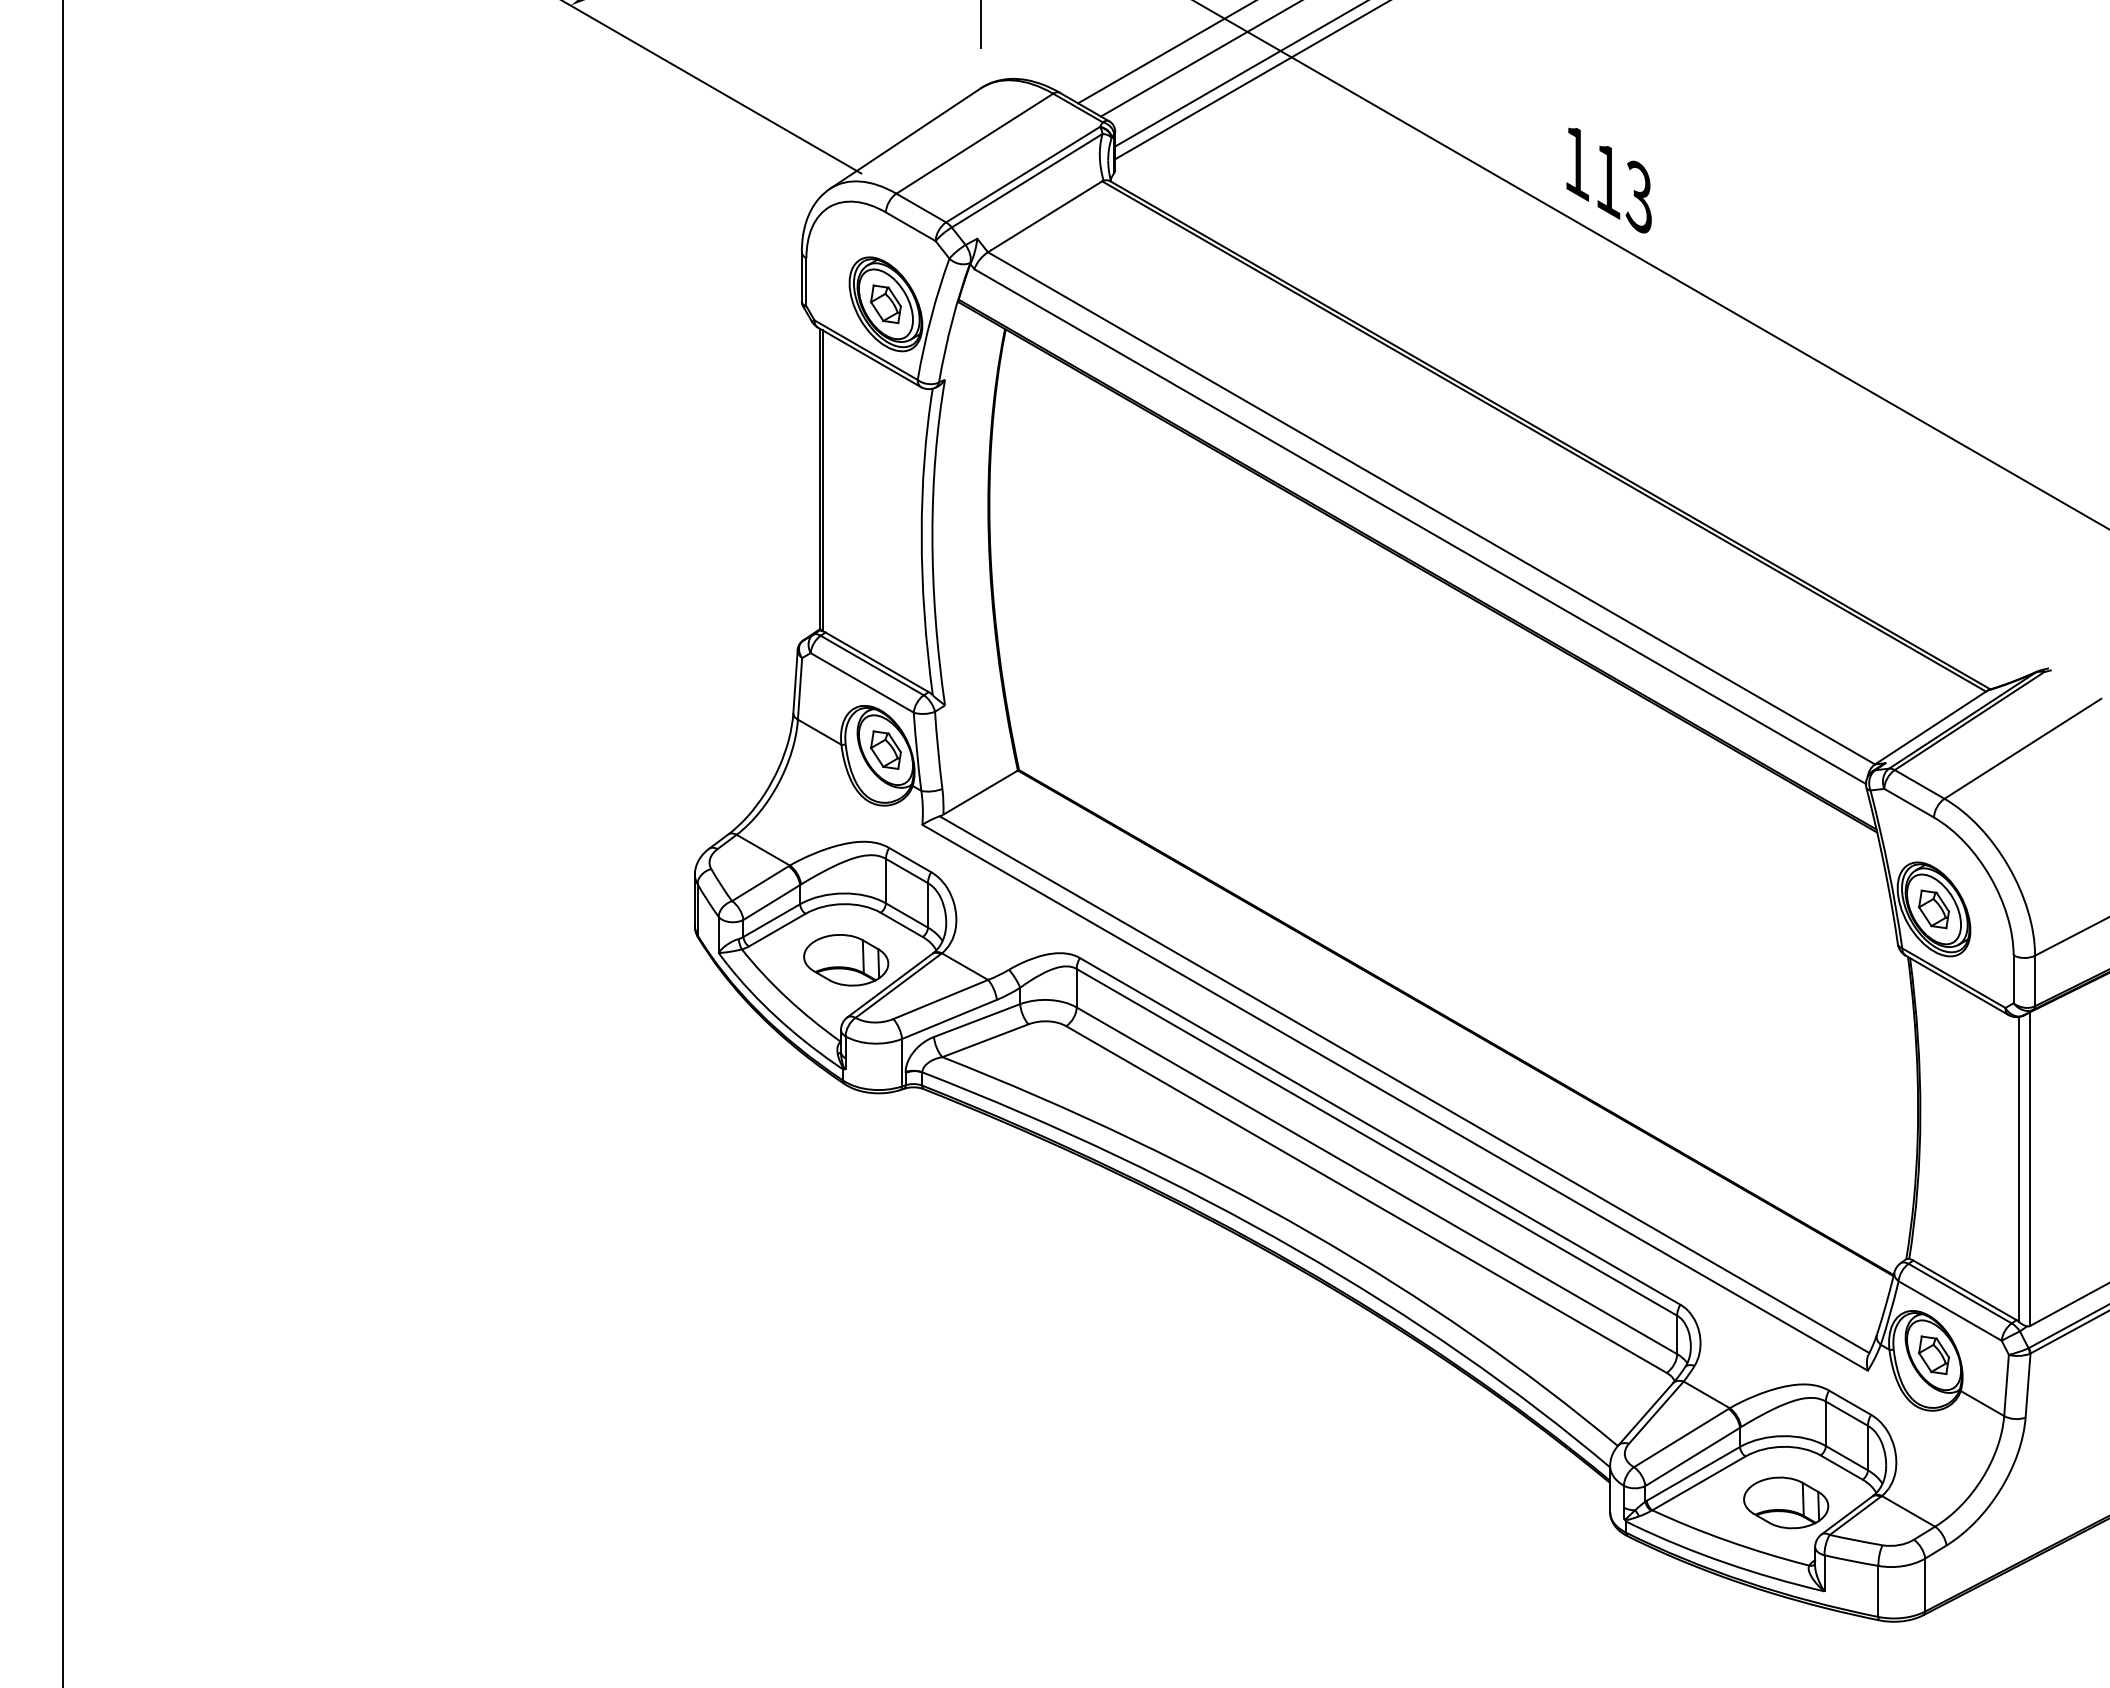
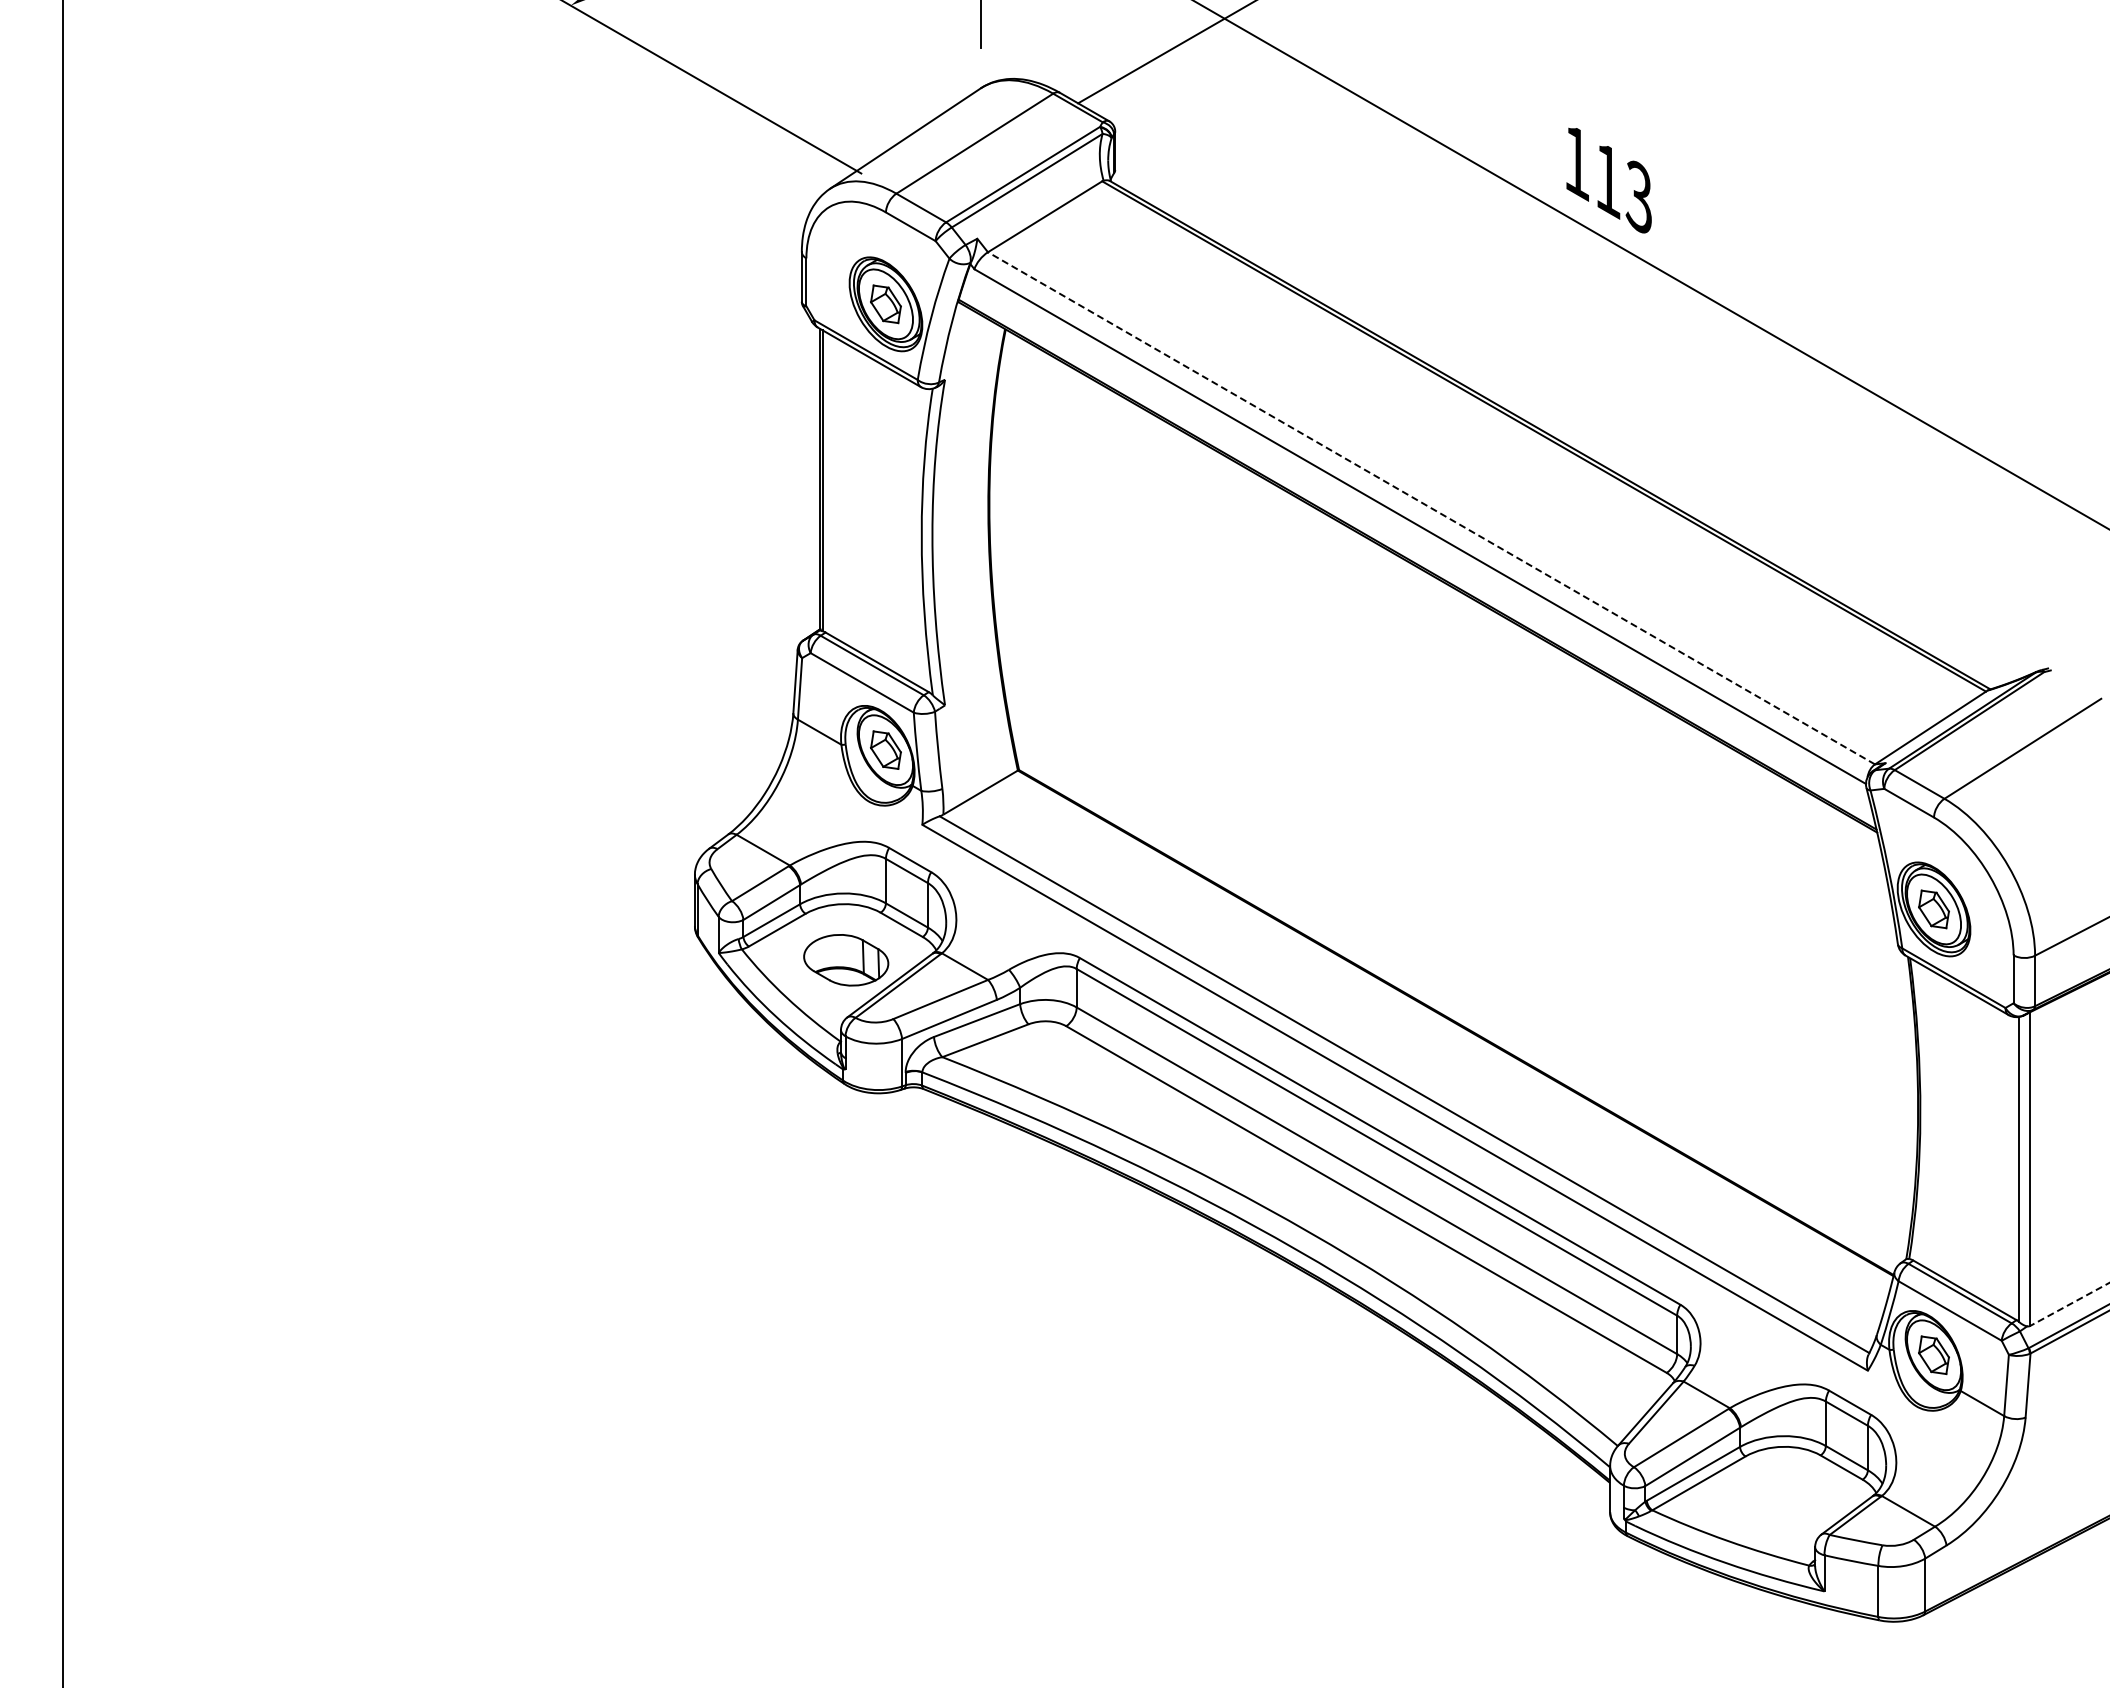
line: present -> none (1199, 59)
line: present -> none (1239, 74)
line: present -> none (1251, 80)
line: solid -> dashed (1431, 508)
line: solid -> dashed (2069, 1304)
part: present -> none (1786, 1502)
